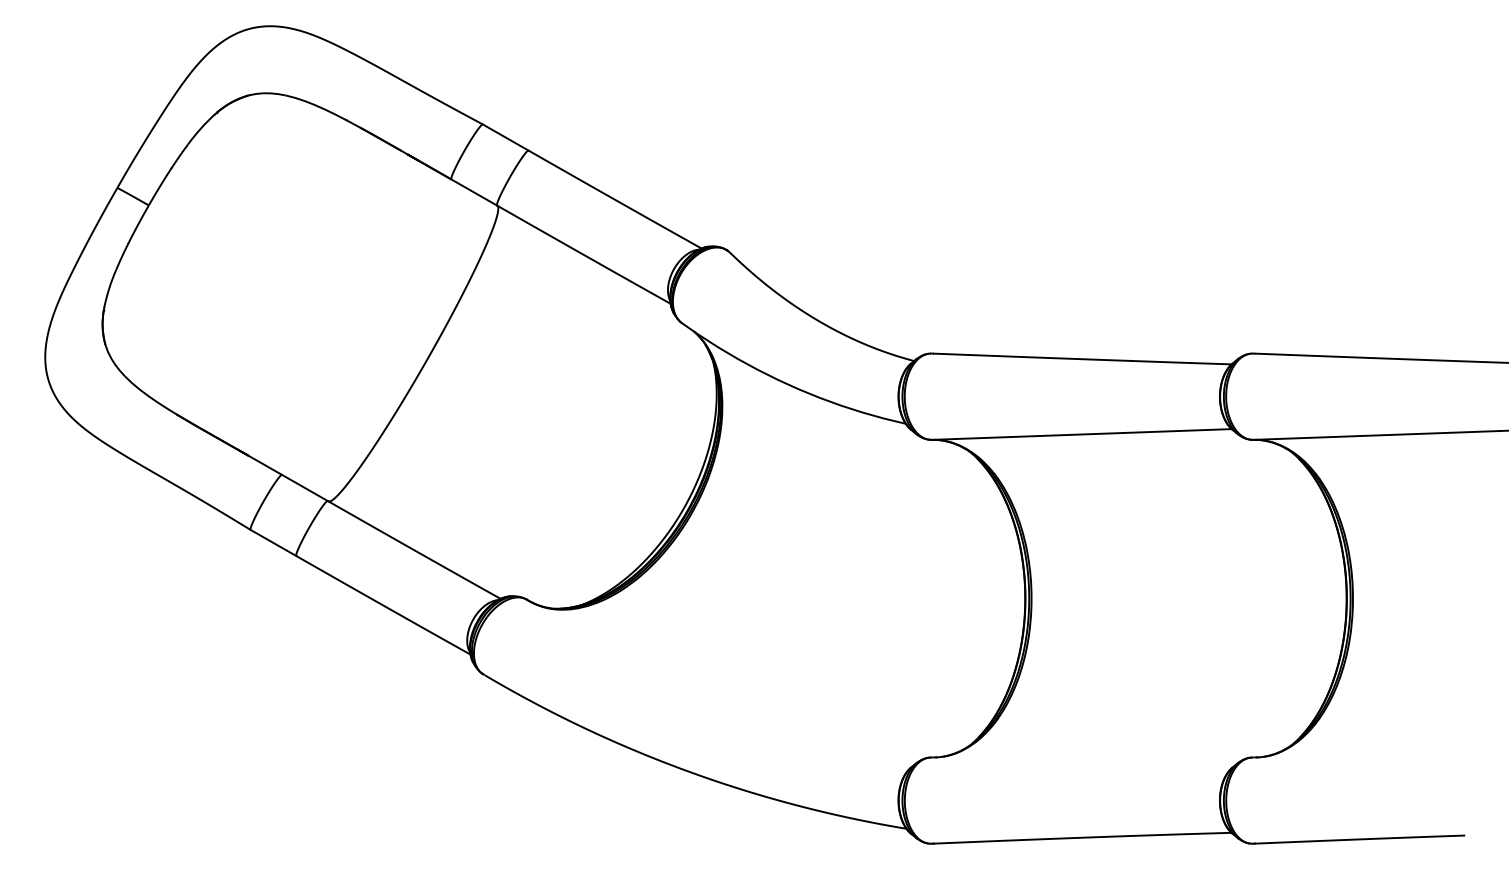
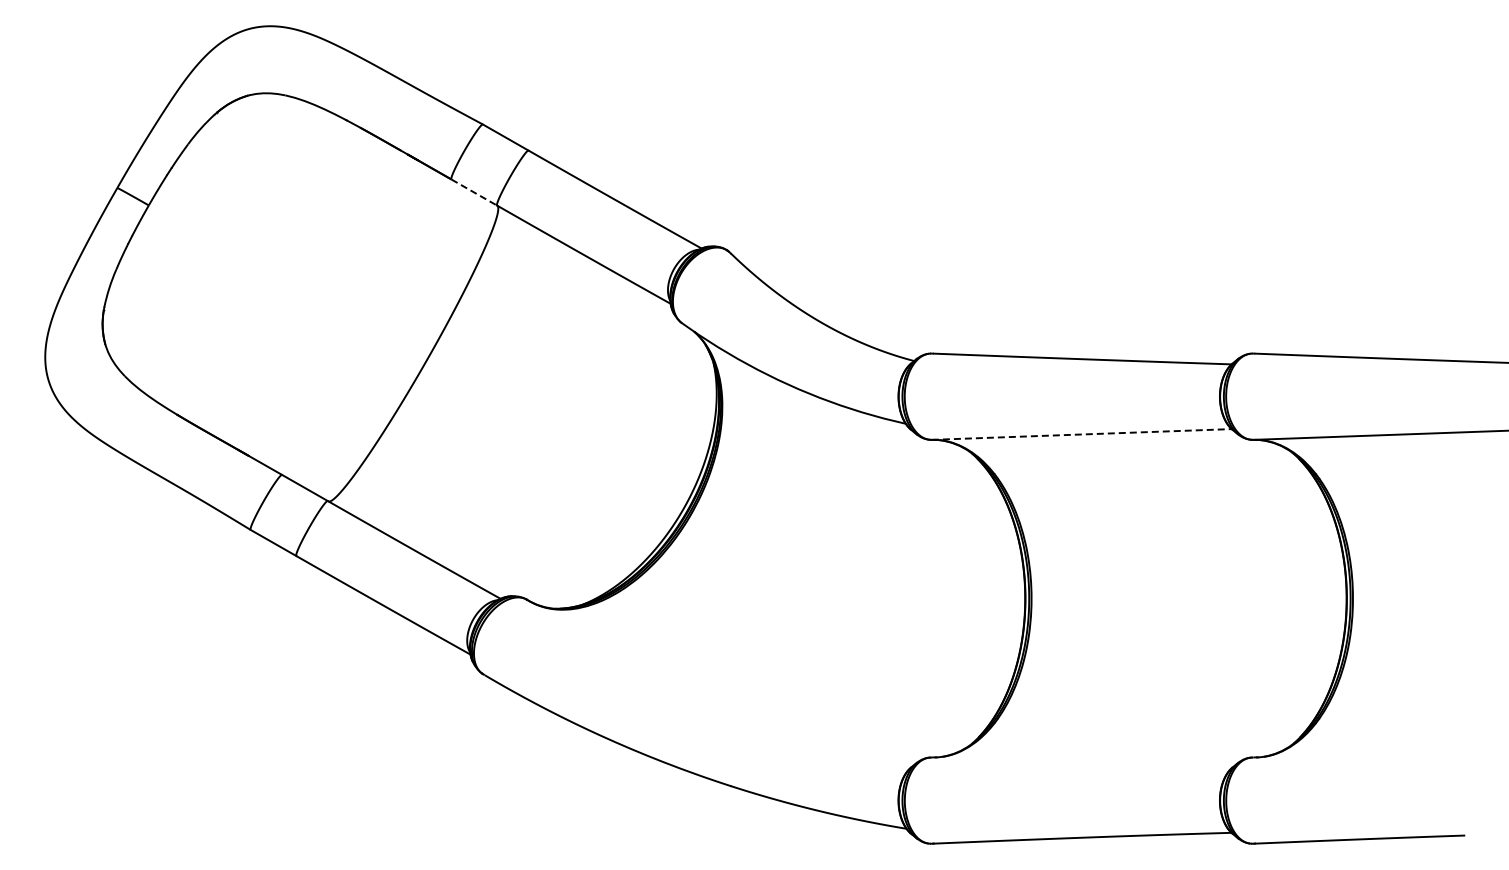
line: solid -> dashed (474, 192)
line: solid -> dashed (1081, 434)
